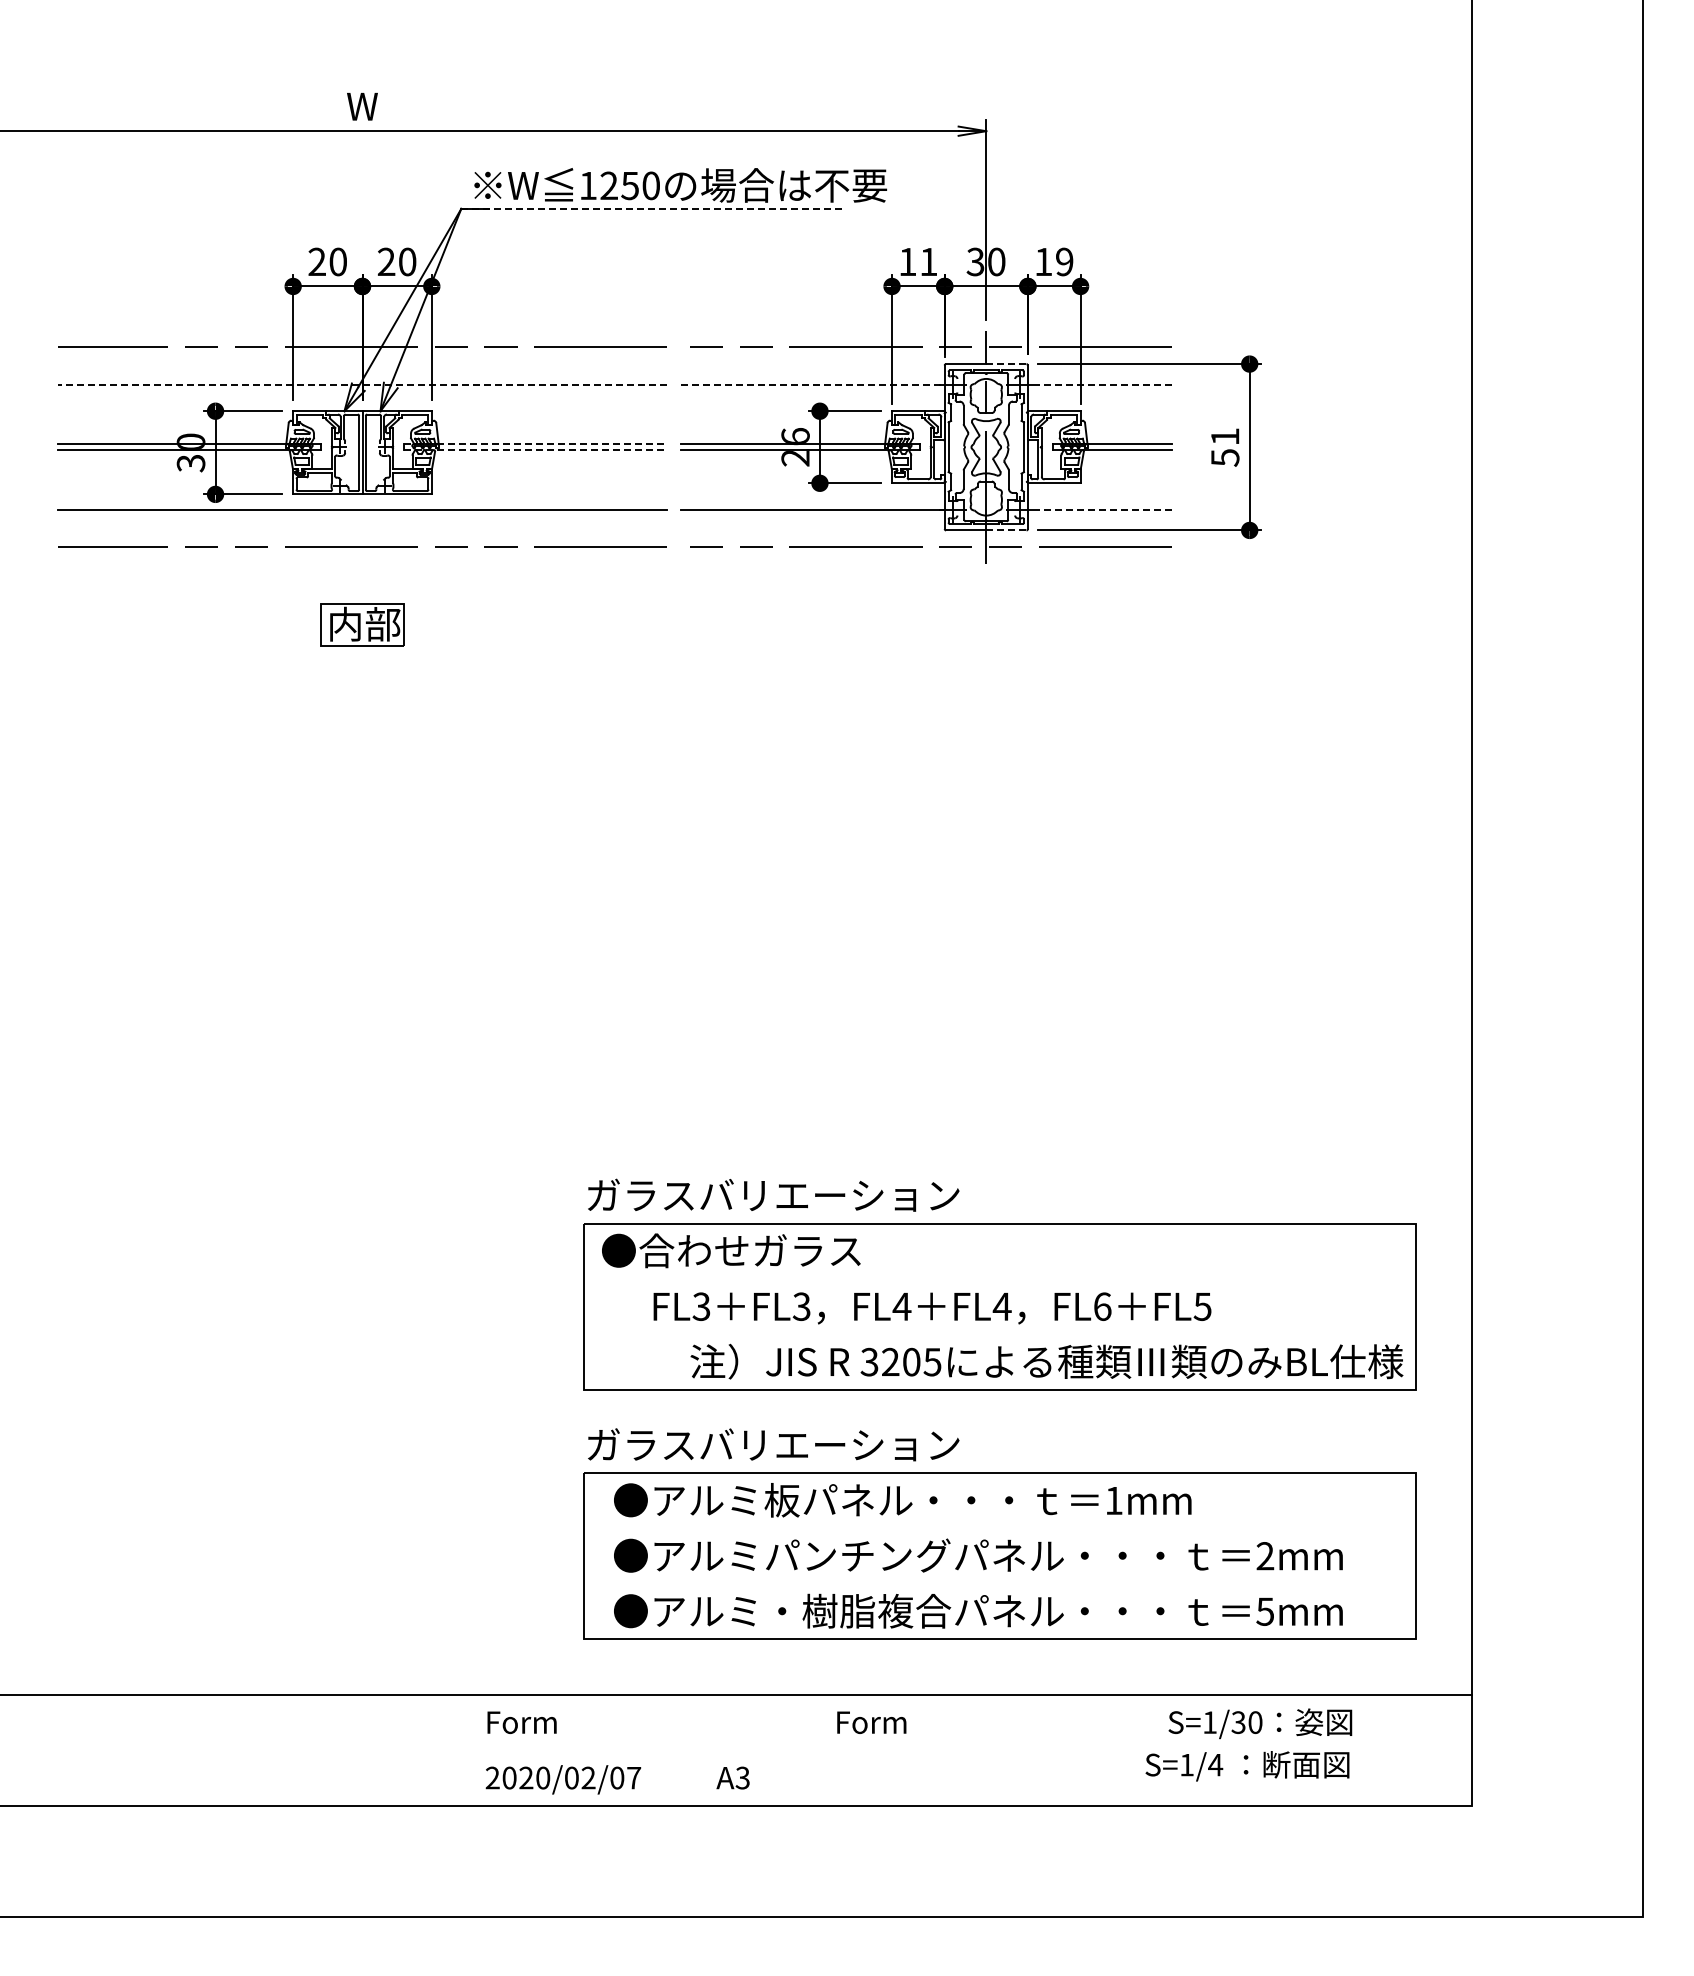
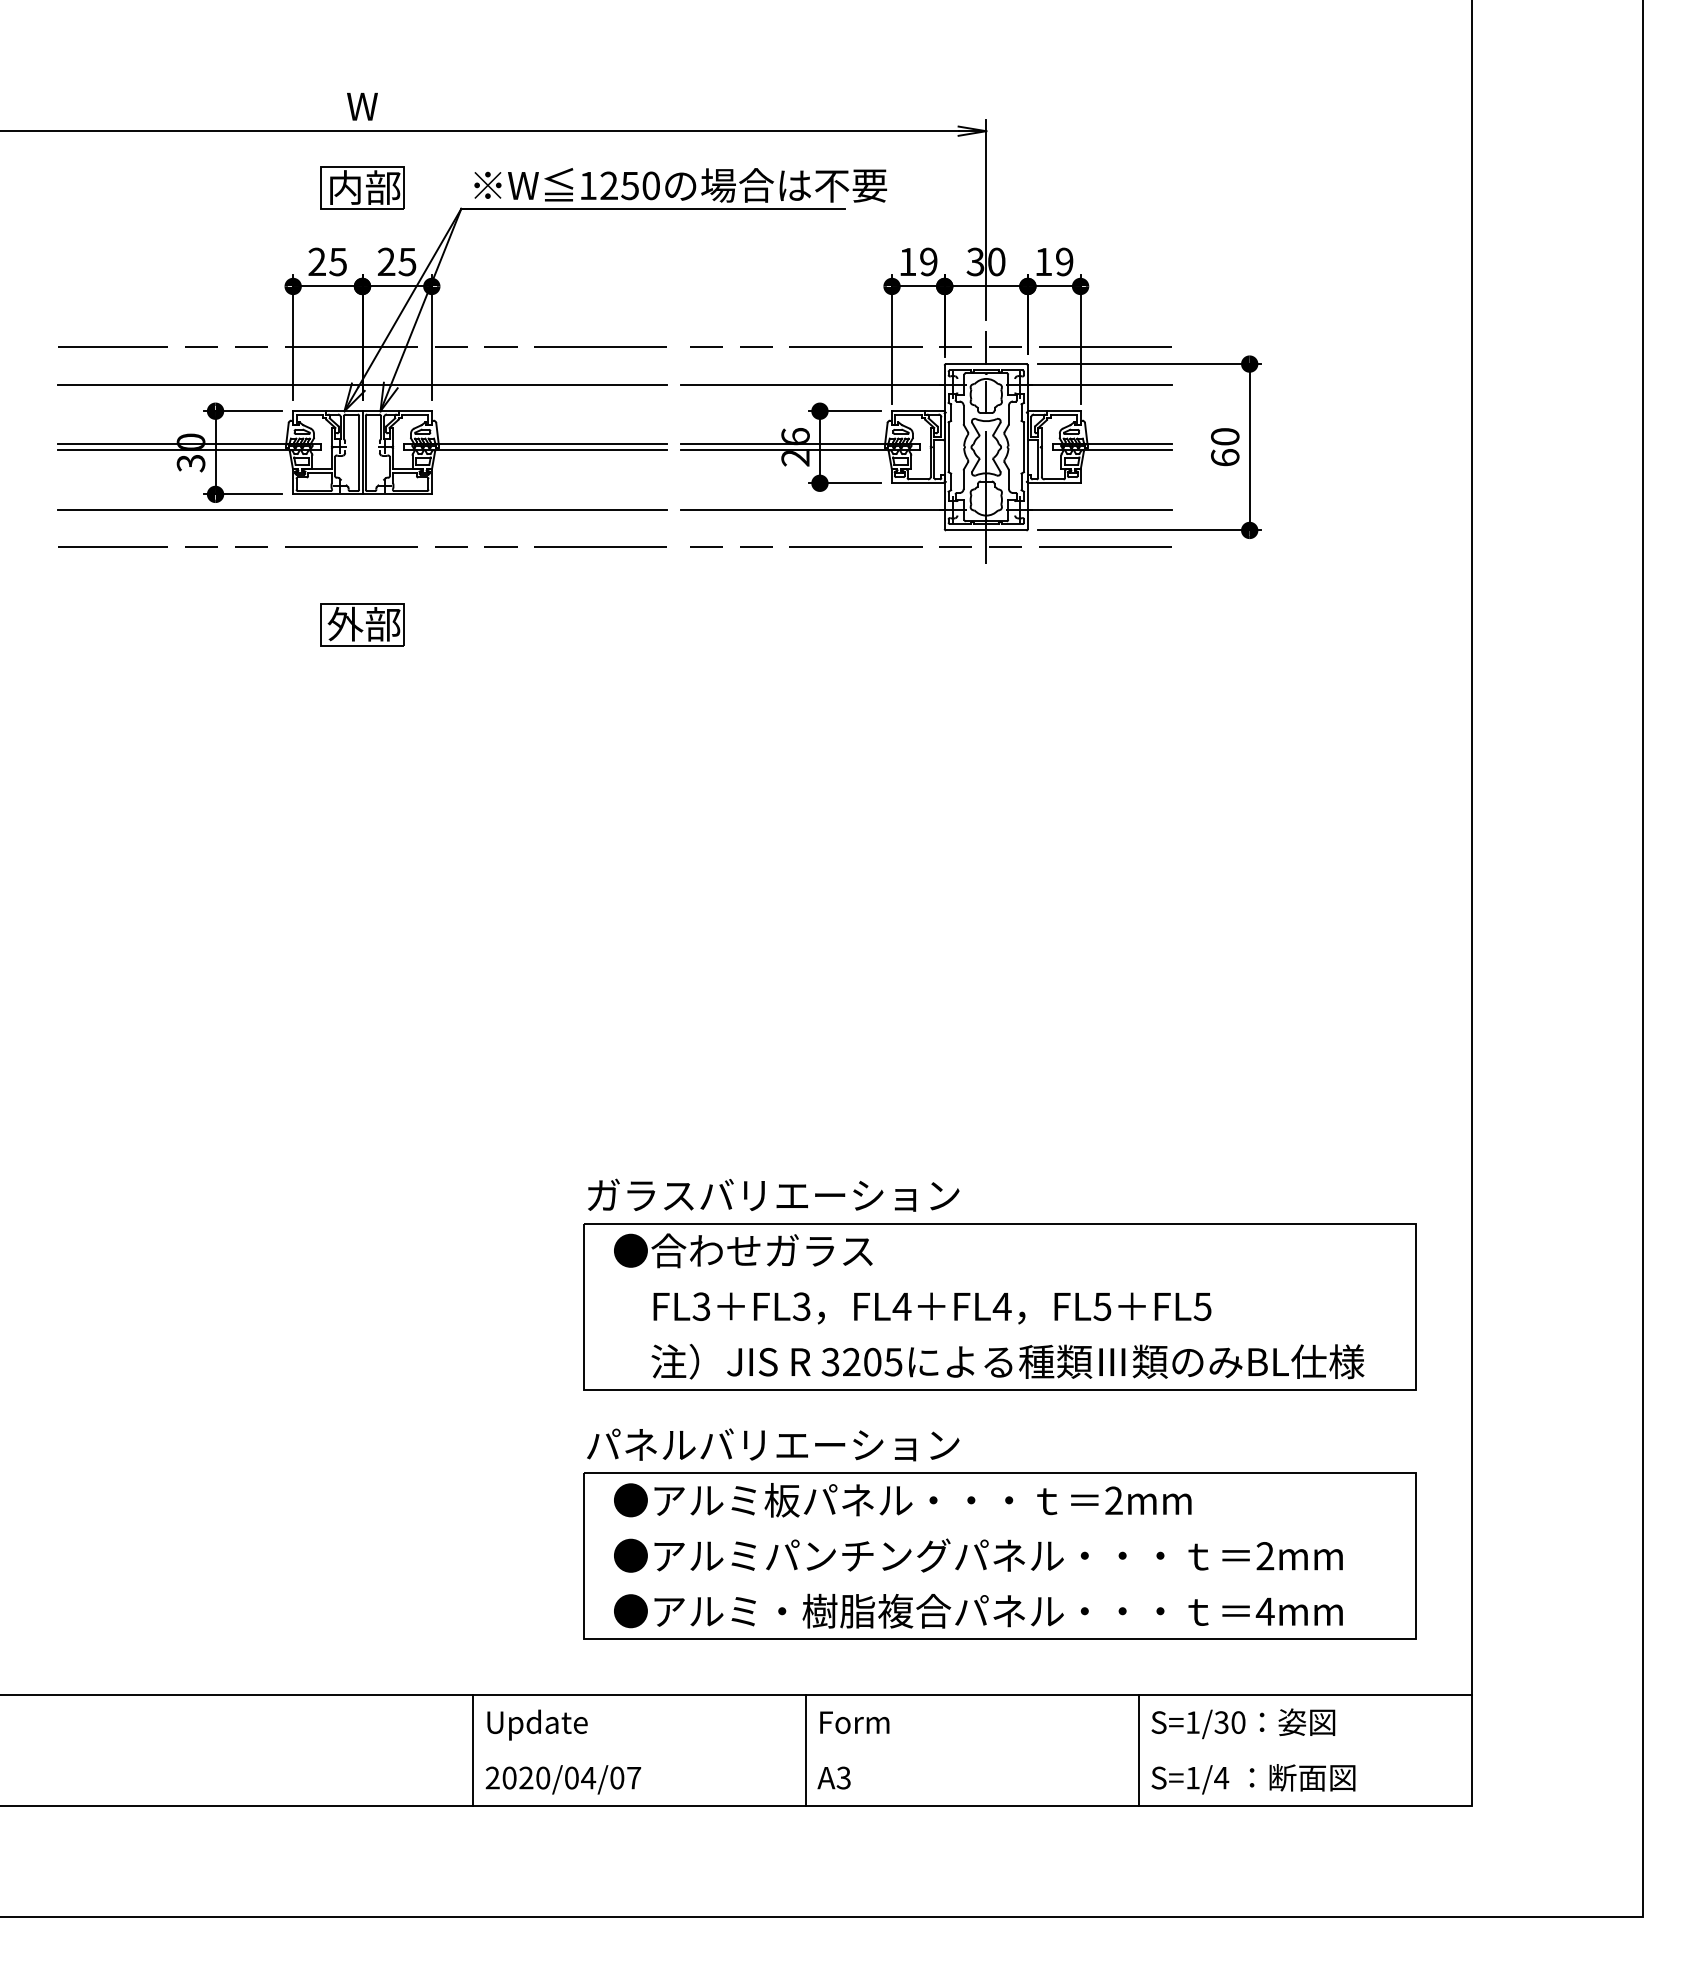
part: none -> present (362, 187)
line: dashed -> solid (653, 208)
text: 20 -> 25 (337, 261)
text: 20 -> 25 (407, 261)
text: 11 -> 19 (928, 261)
line: dashed -> solid (1006, 364)
line: dashed -> solid (362, 384)
line: dashed -> solid (813, 384)
line: dashed -> solid (1099, 384)
line: dashed -> solid (535, 444)
text: 51 -> 60 (1225, 447)
line: dashed -> solid (535, 450)
line: dashed -> solid (1099, 509)
line: dashed -> solid (1006, 530)
text: 内部 -> 外部 (345, 623)
text position: (731, 1250) -> (743, 1250) (743, 1250)
text: FL6 -> FL5 (1102, 1306)
text position: (1046, 1361) -> (1007, 1361) (1007, 1361)
text: ガラスバリエーション -> パネルバリエーション (641, 1444)
text: 1mm -> 2mm (1113, 1500)
text: 5mm -> 4mm (1264, 1611)
text position: (871, 1722) -> (854, 1722) (854, 1722)
text position: (1260, 1723) -> (1243, 1723) (1243, 1723)
text: Form -> Update (537, 1724)
line: none -> present (473, 1749)
line: none -> present (806, 1749)
line: none -> present (1138, 1749)
text position: (1247, 1766) -> (1253, 1779) (1253, 1779)
text: 2020/02/07 -> 2020/04/07 (588, 1777)
text position: (732, 1777) -> (833, 1777) (833, 1777)
